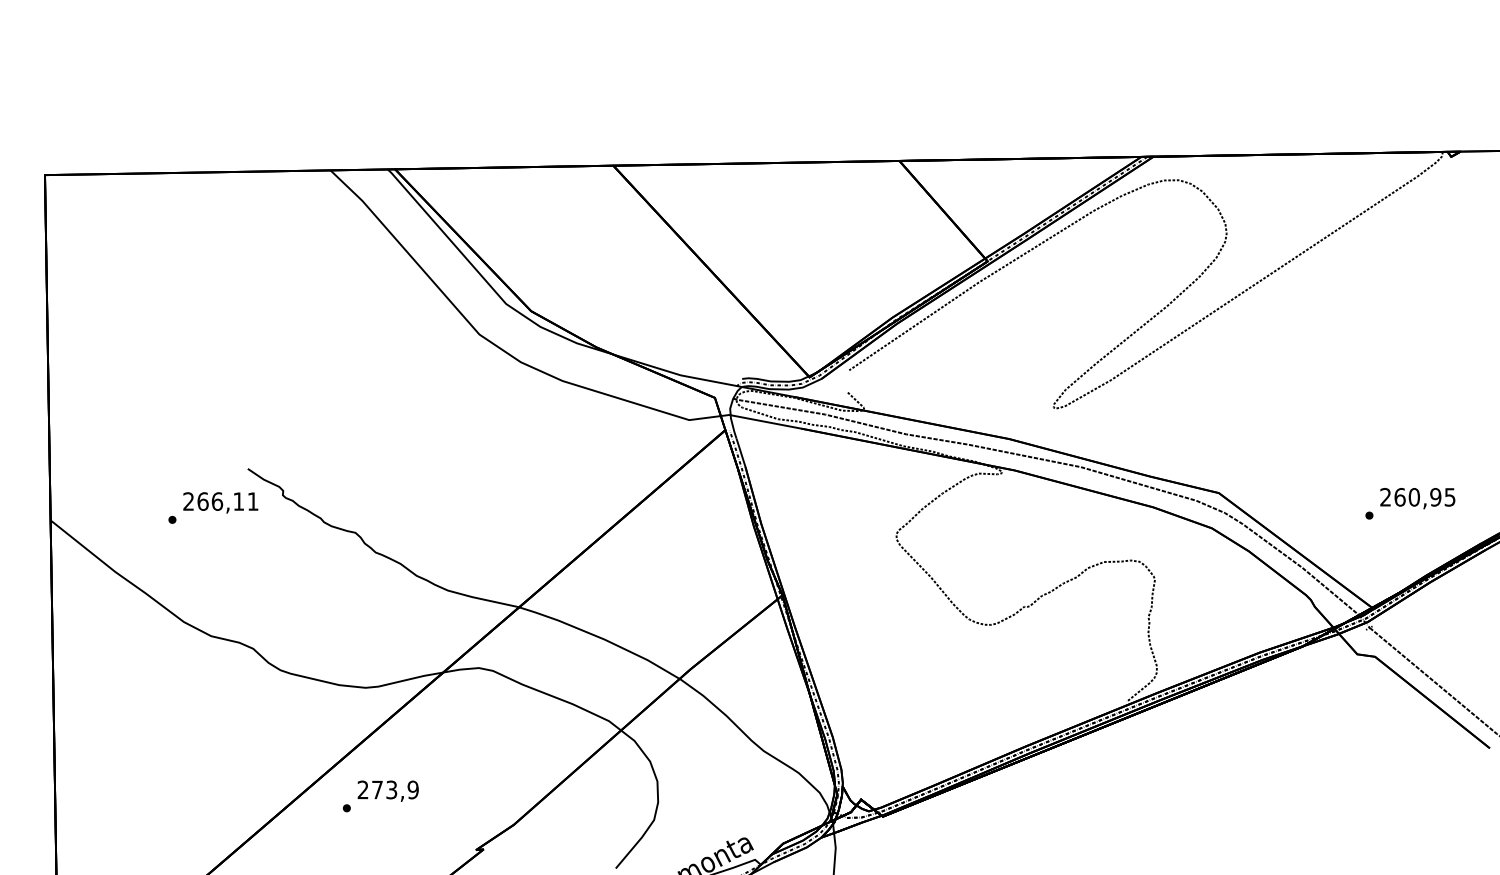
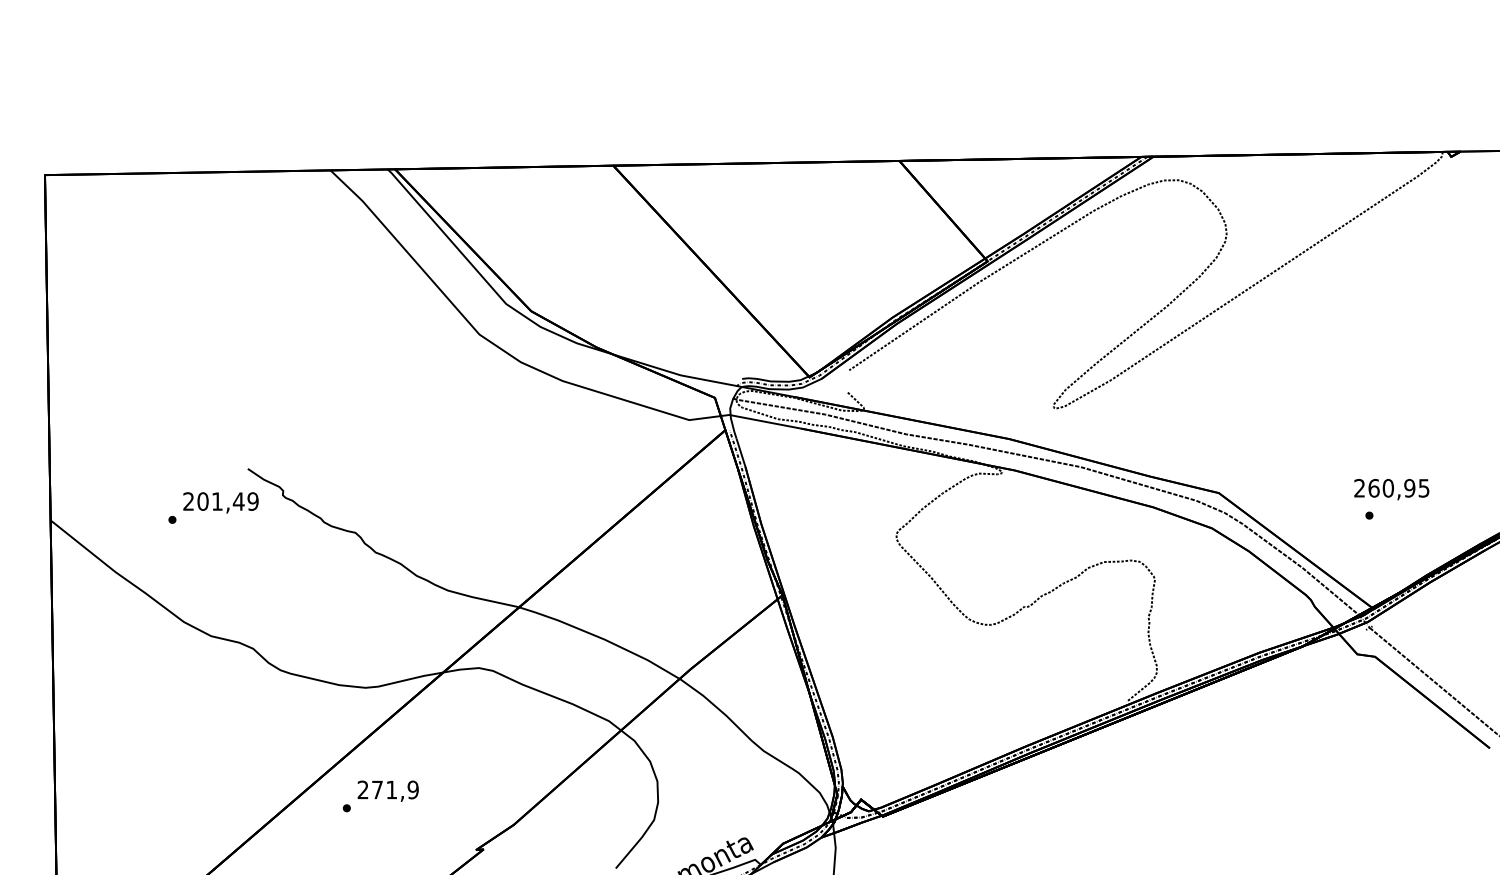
text position: (1417, 498) -> (1391, 489) (1391, 489)
text: 266,11 -> 201,49 (227, 501)
text: 273,9 -> 271,9 (391, 789)
